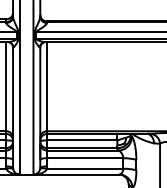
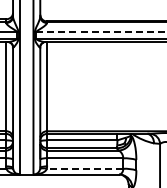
line: solid -> dashed (101, 32)
line: solid -> dashed (84, 168)
